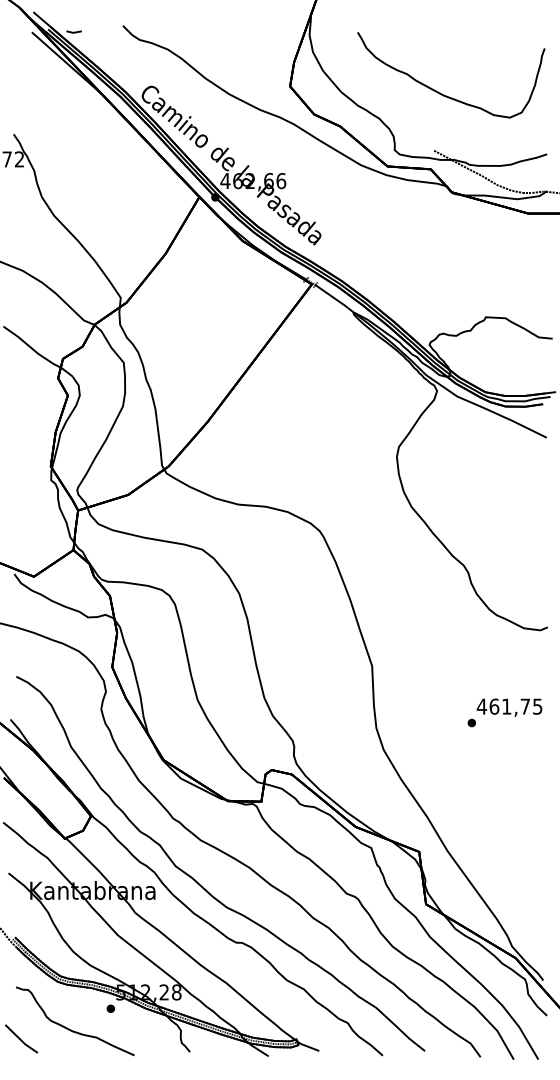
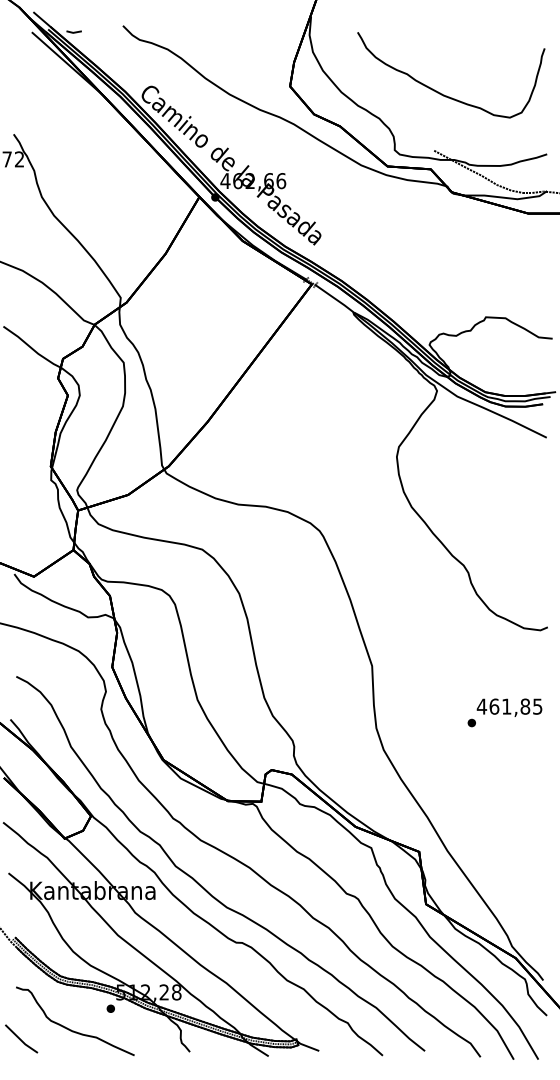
text: 461,75 -> 461,85 (525, 706)
